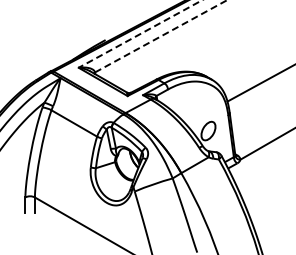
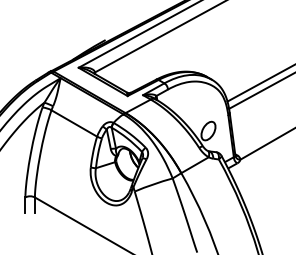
line: dashed -> solid (139, 34)
line: dashed -> solid (161, 36)
line: none -> present (260, 91)
